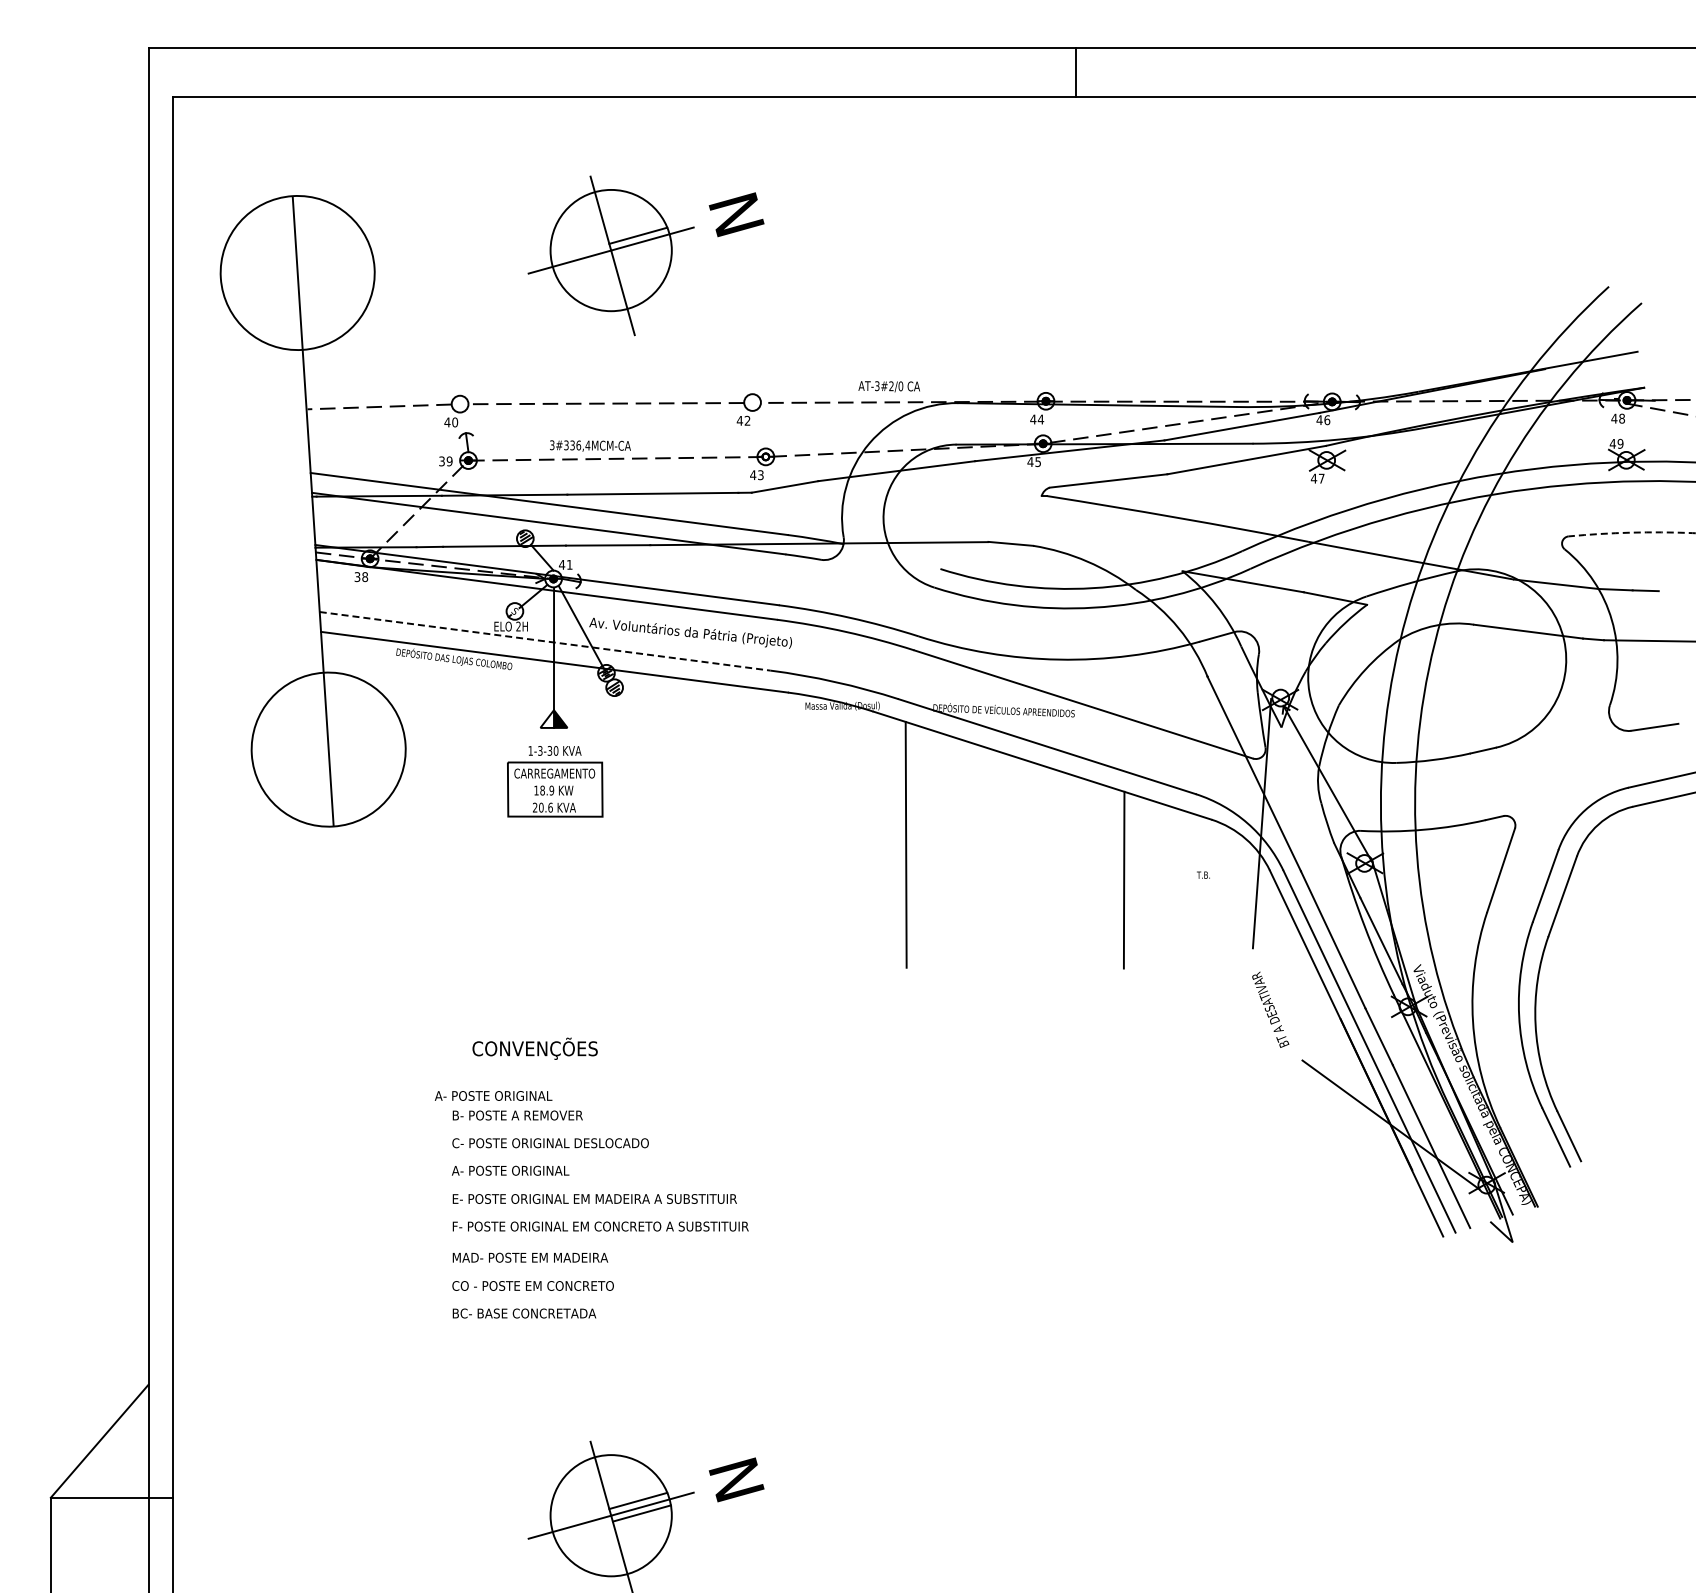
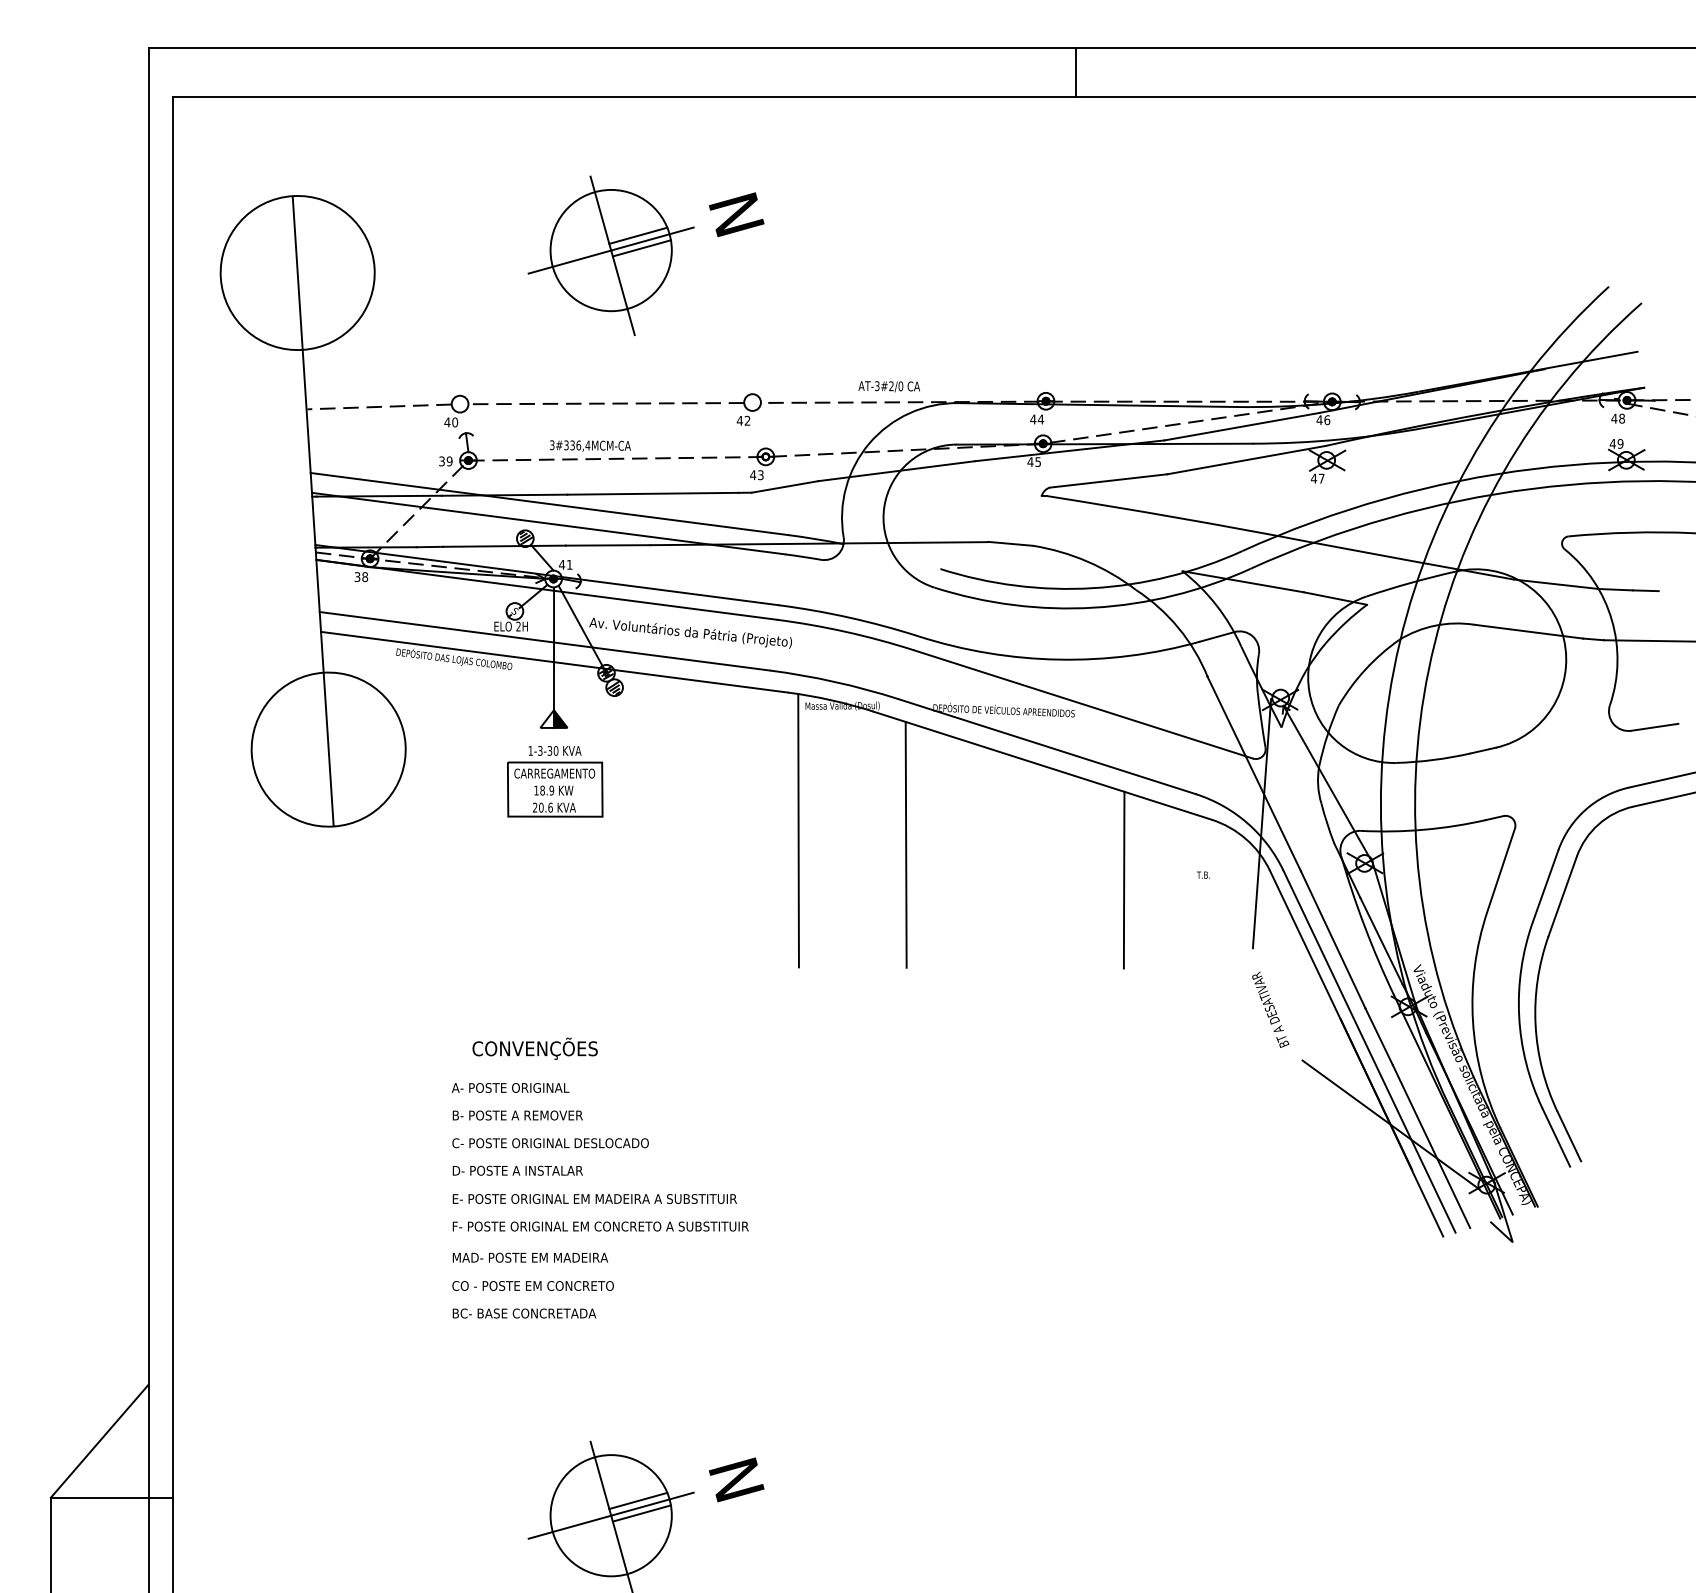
line: none -> present (641, 248)
arc: dashed -> solid (1631, 532)
line: dashed -> solid (545, 641)
line: none -> present (798, 830)
text position: (493, 1095) -> (510, 1087) (510, 1087)
text: A- POSTE ORIGINAL -> D- POSTE A INSTALAR (516, 1170)
